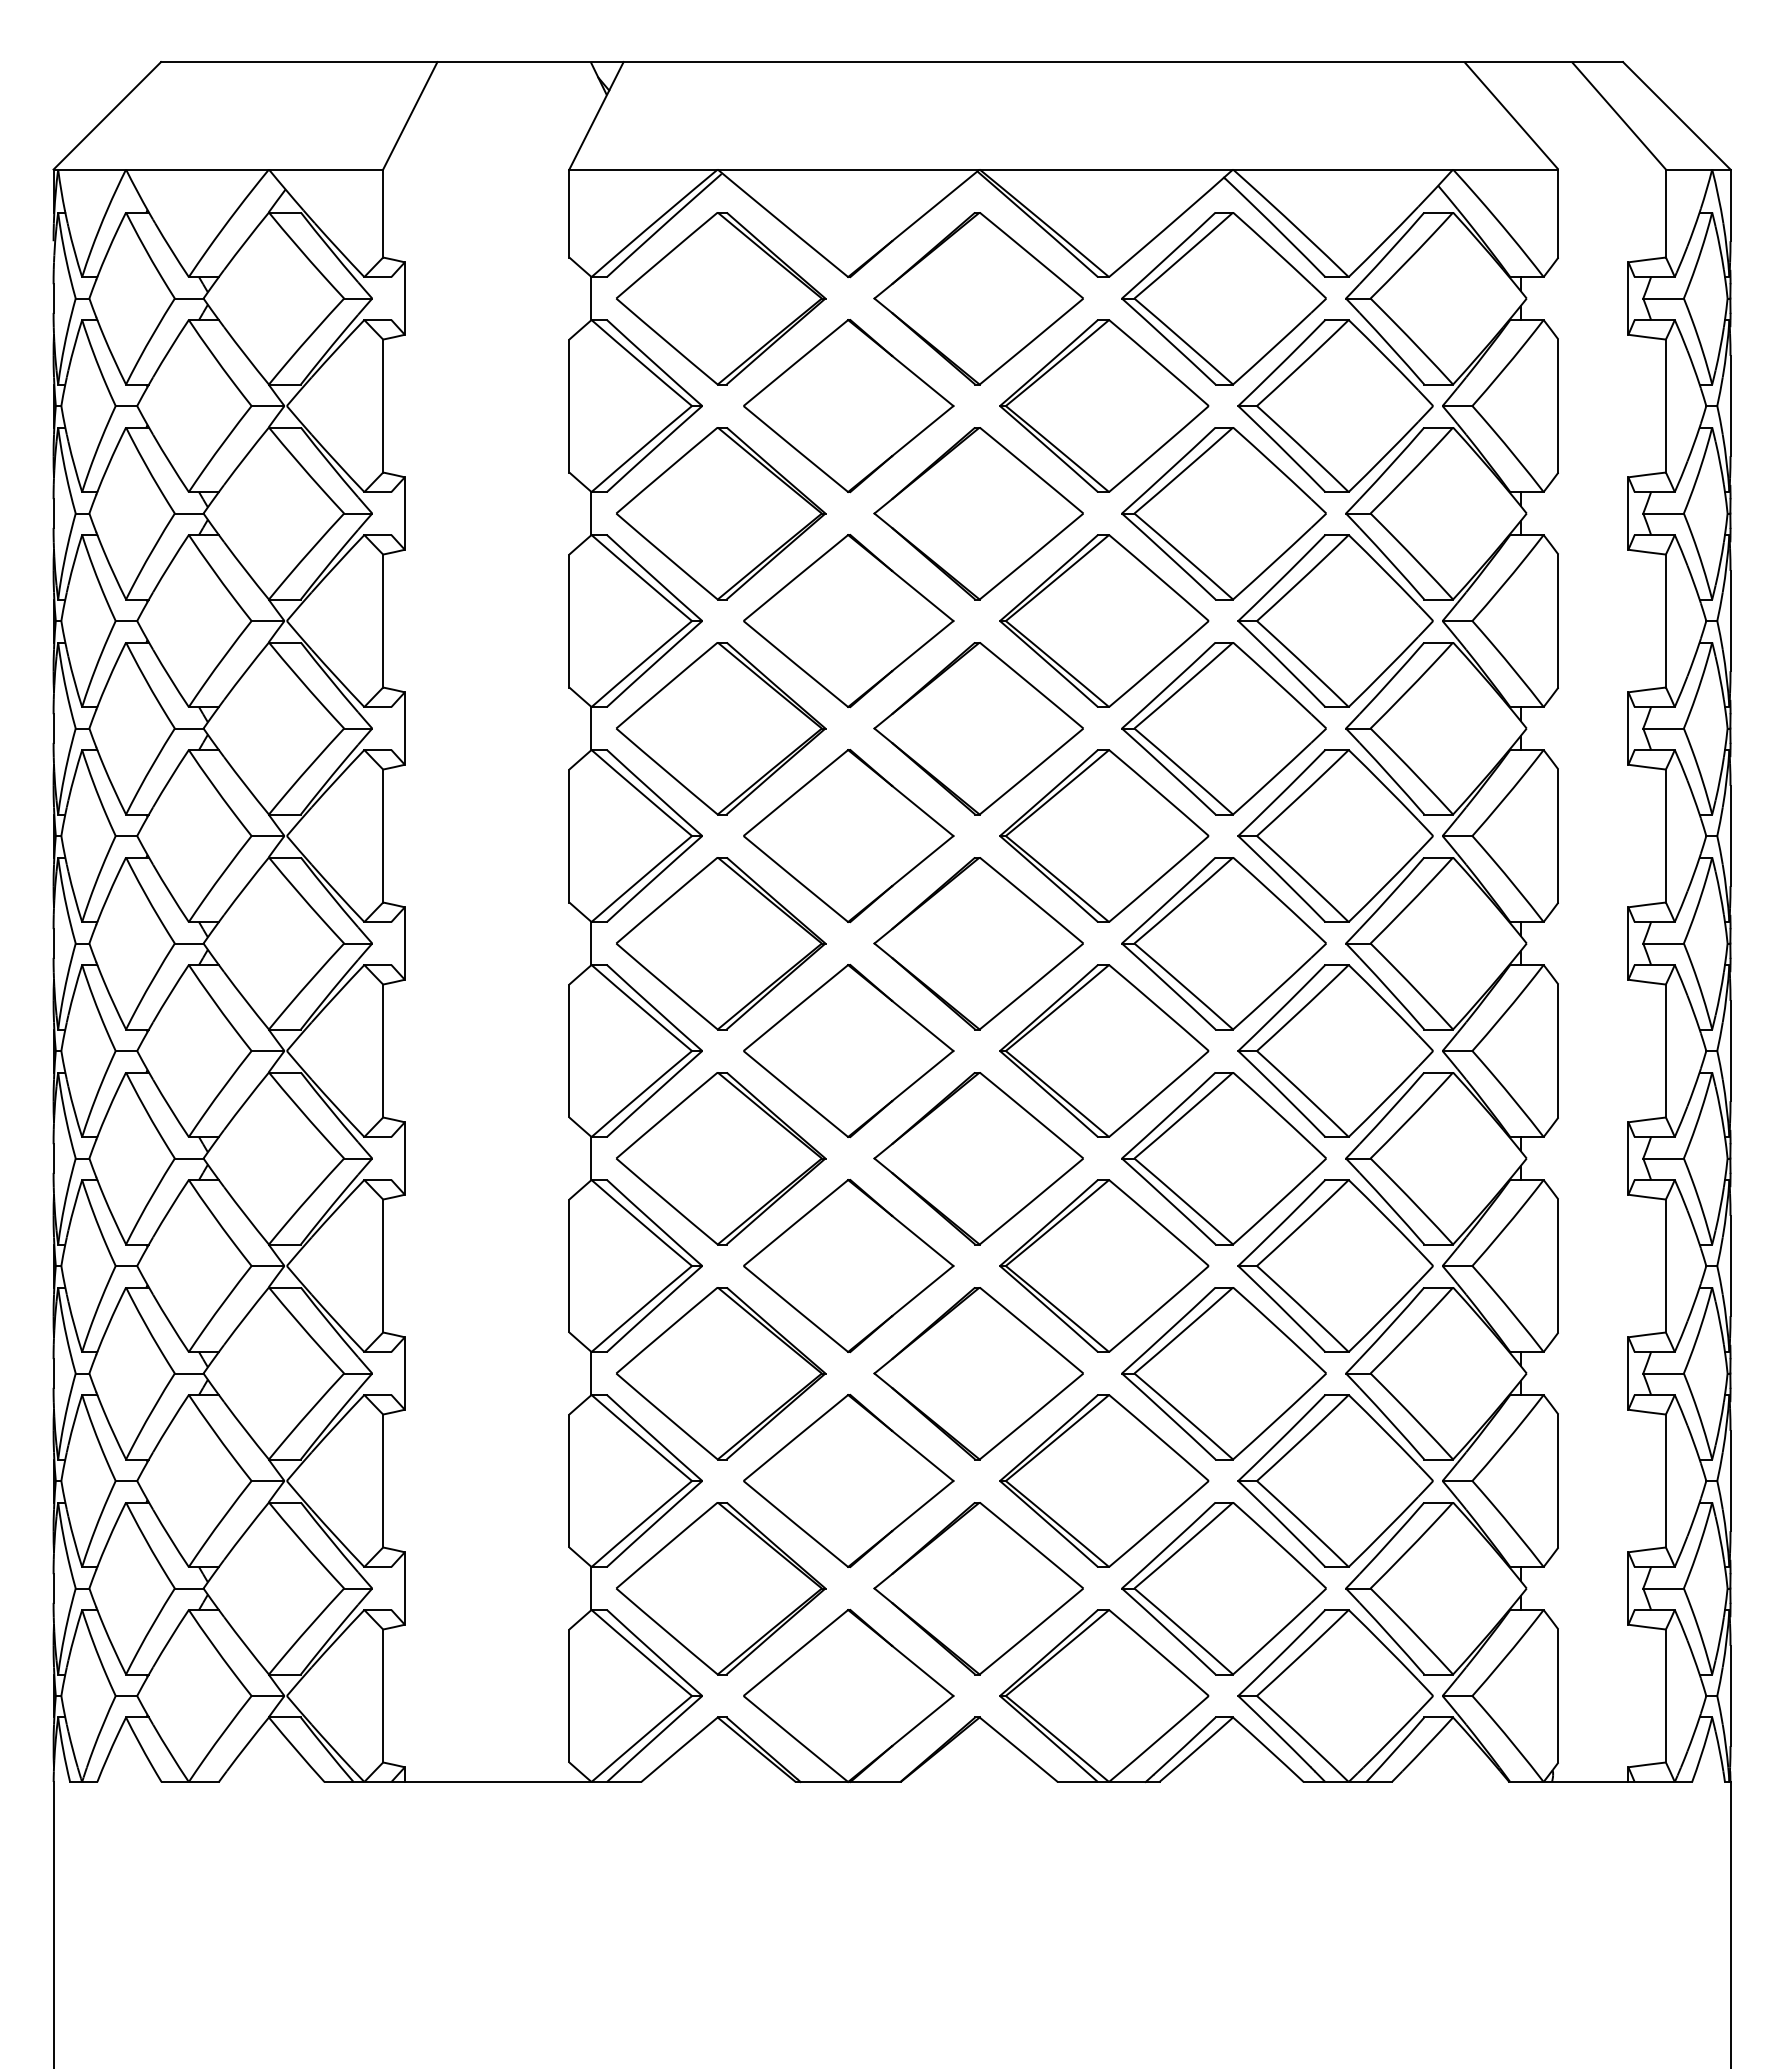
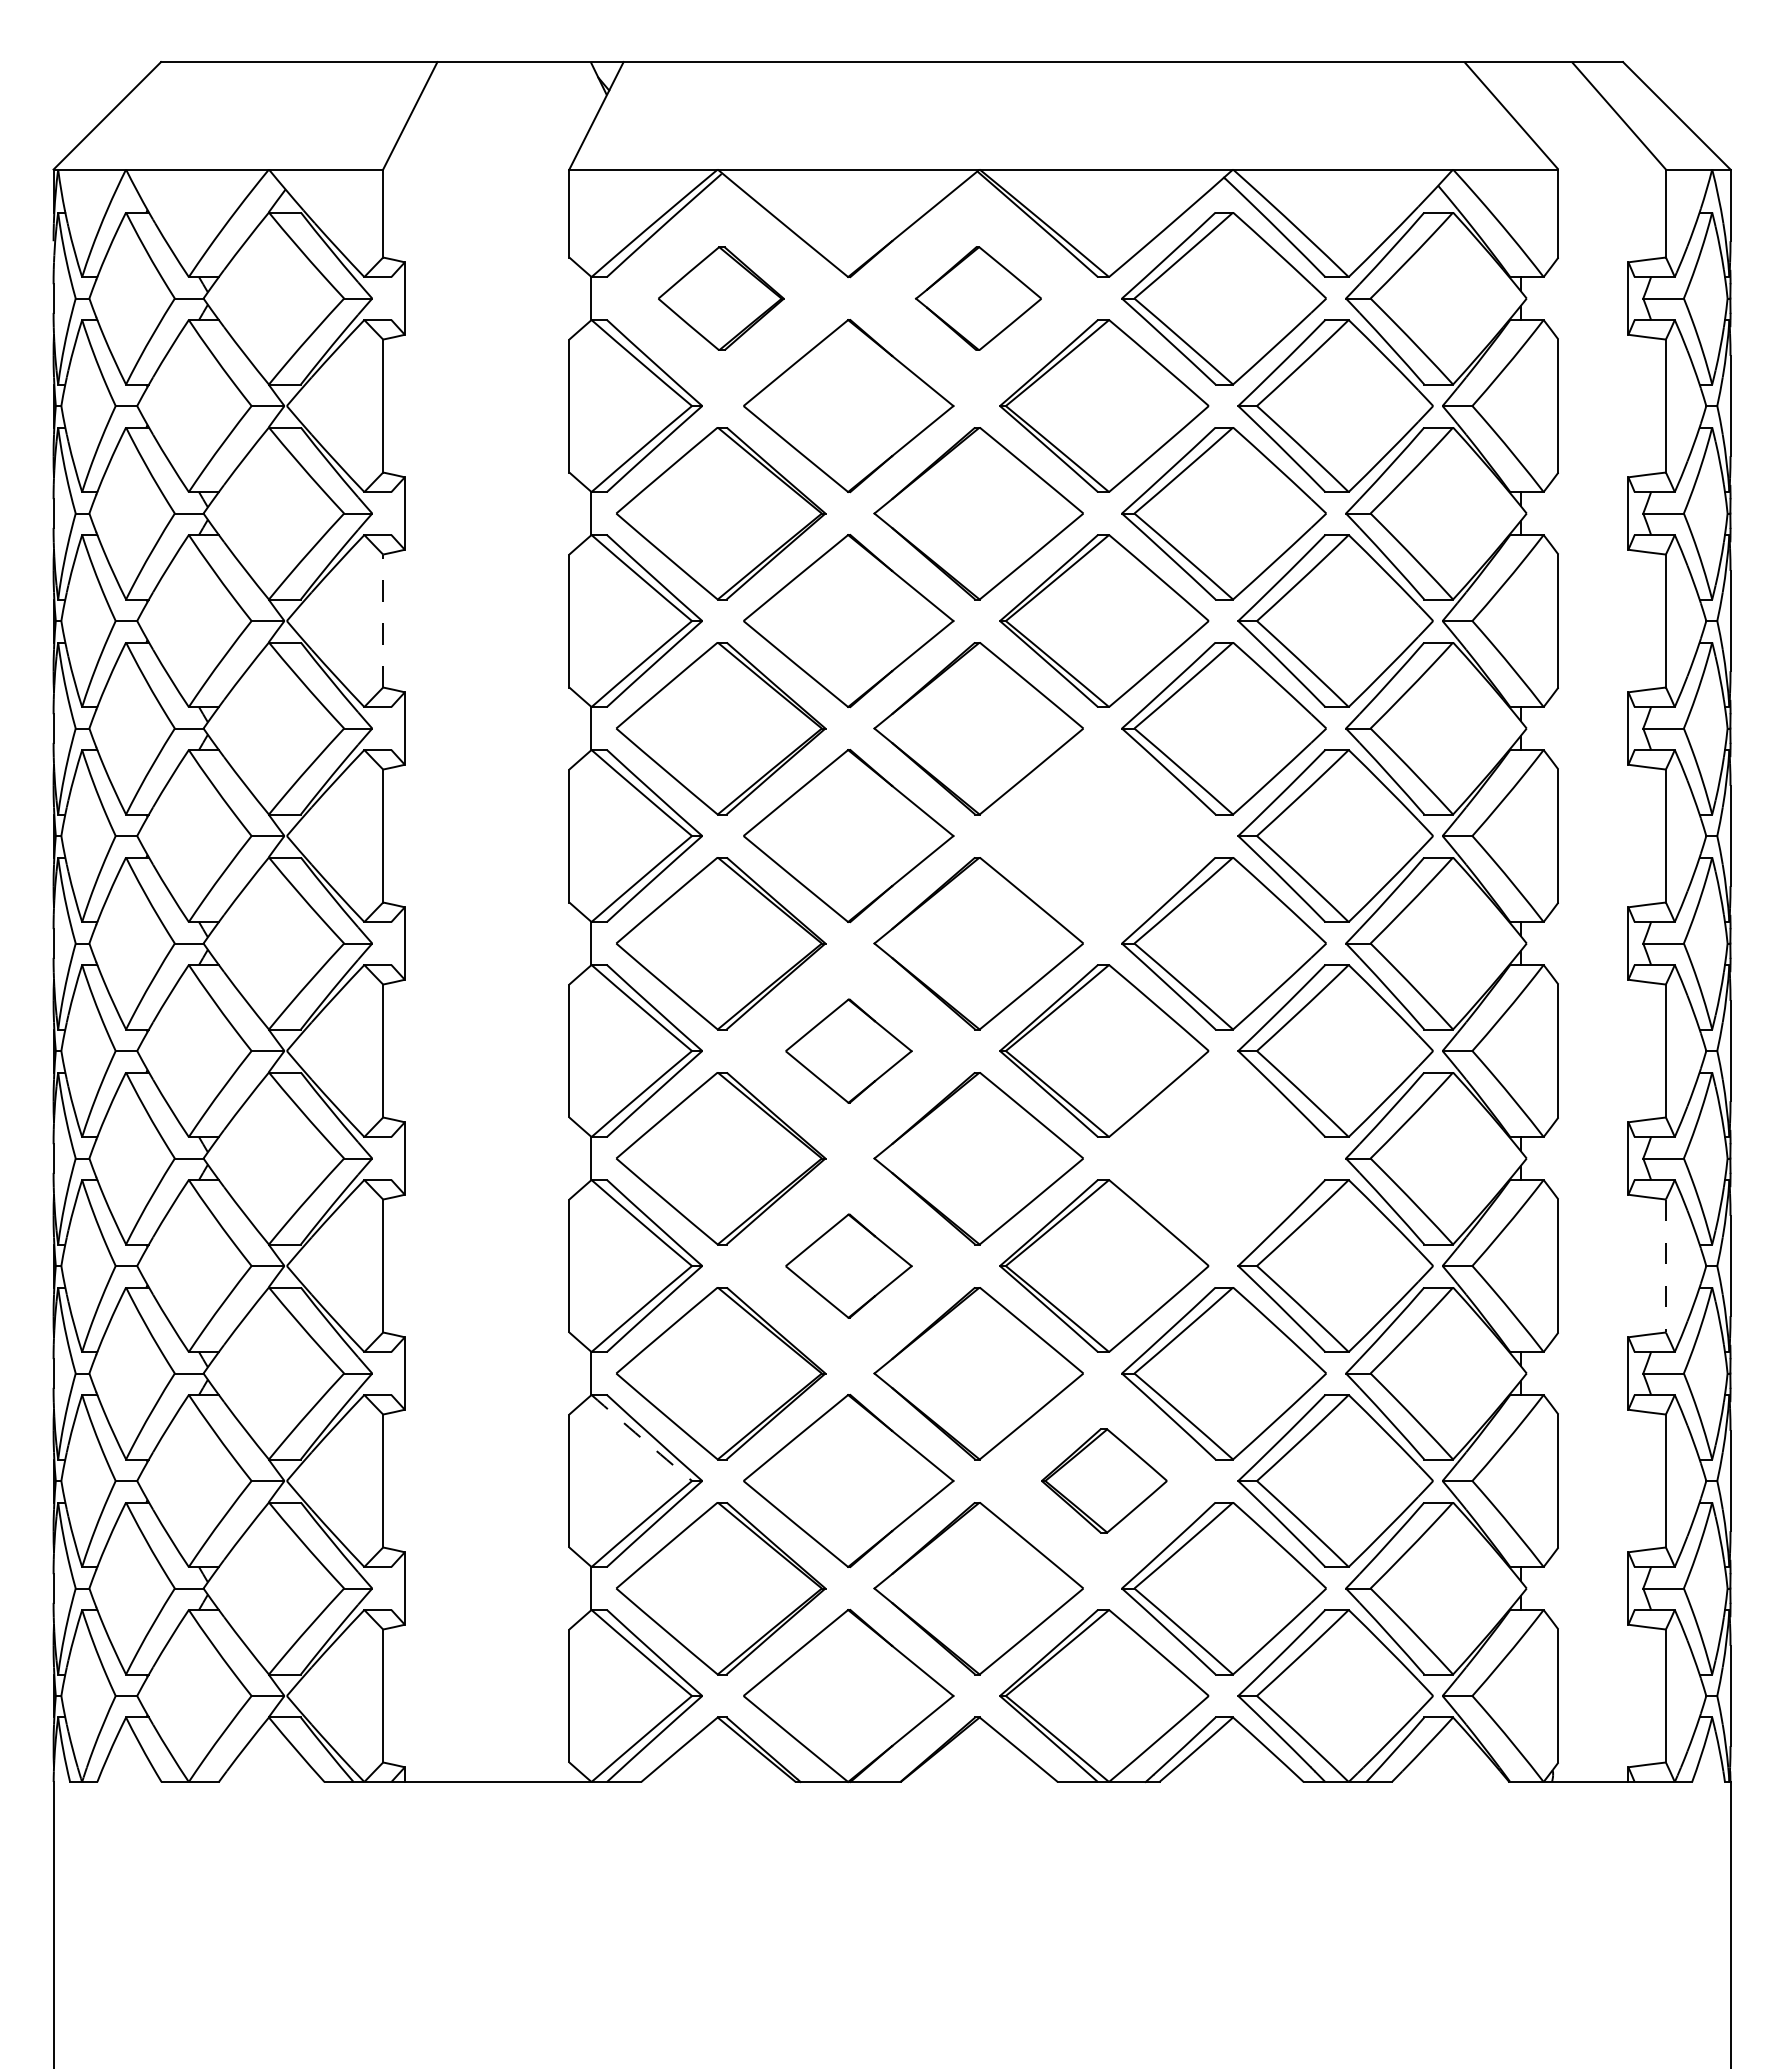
part size: 211x174 px -> 127x105 px (721, 298)
part size: 211x174 px -> 128x105 px (977, 298)
line: solid -> dashed (383, 620)
part: present -> none (1104, 835)
part size: 212x175 px -> 128x106 px (848, 1050)
part: present -> none (1223, 1158)
part size: 212x175 px -> 128x106 px (848, 1265)
line: solid -> dashed (1665, 1266)
arc: solid -> dashed (641, 1438)
part size: 211x174 px -> 127x106 px (1104, 1480)
